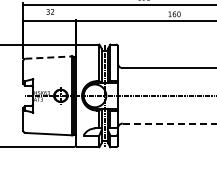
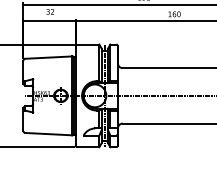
line: dashed -> solid (48, 57)
line: dashed -> solid (169, 123)
